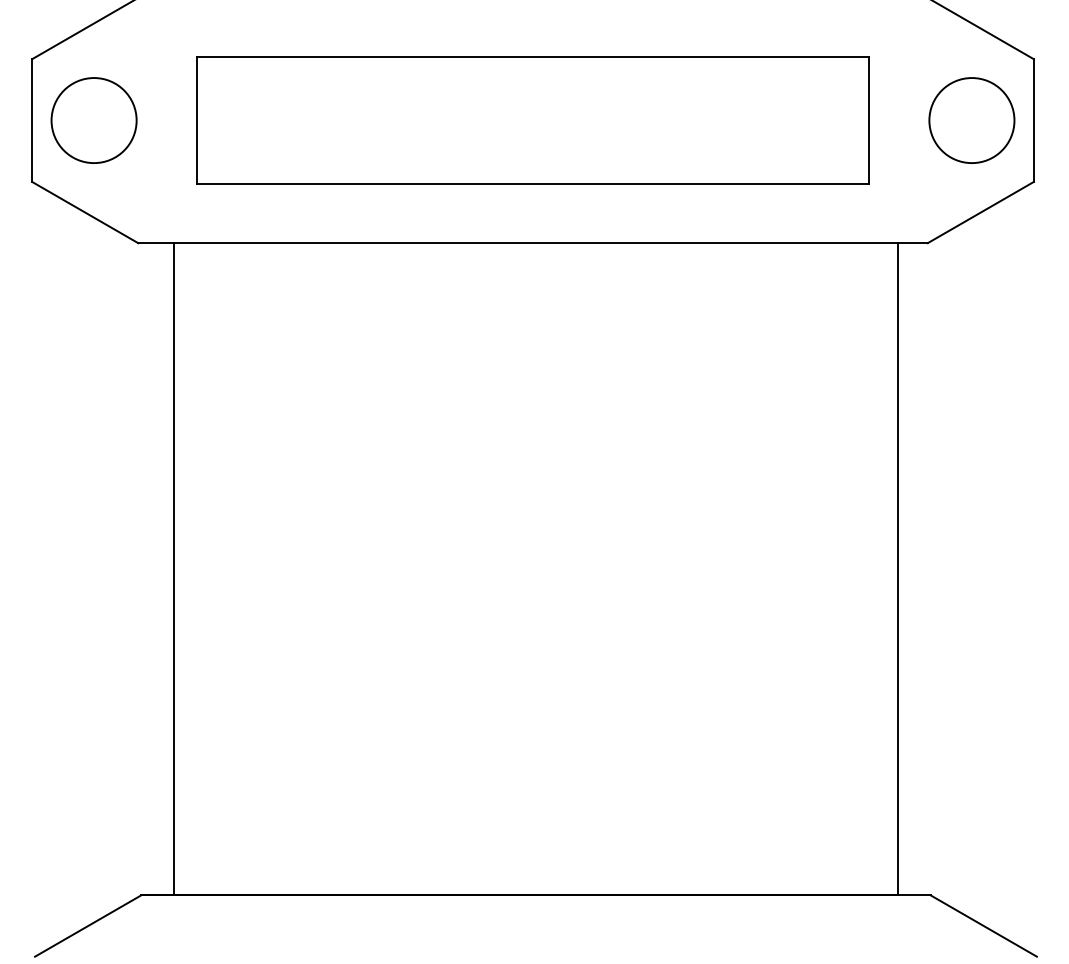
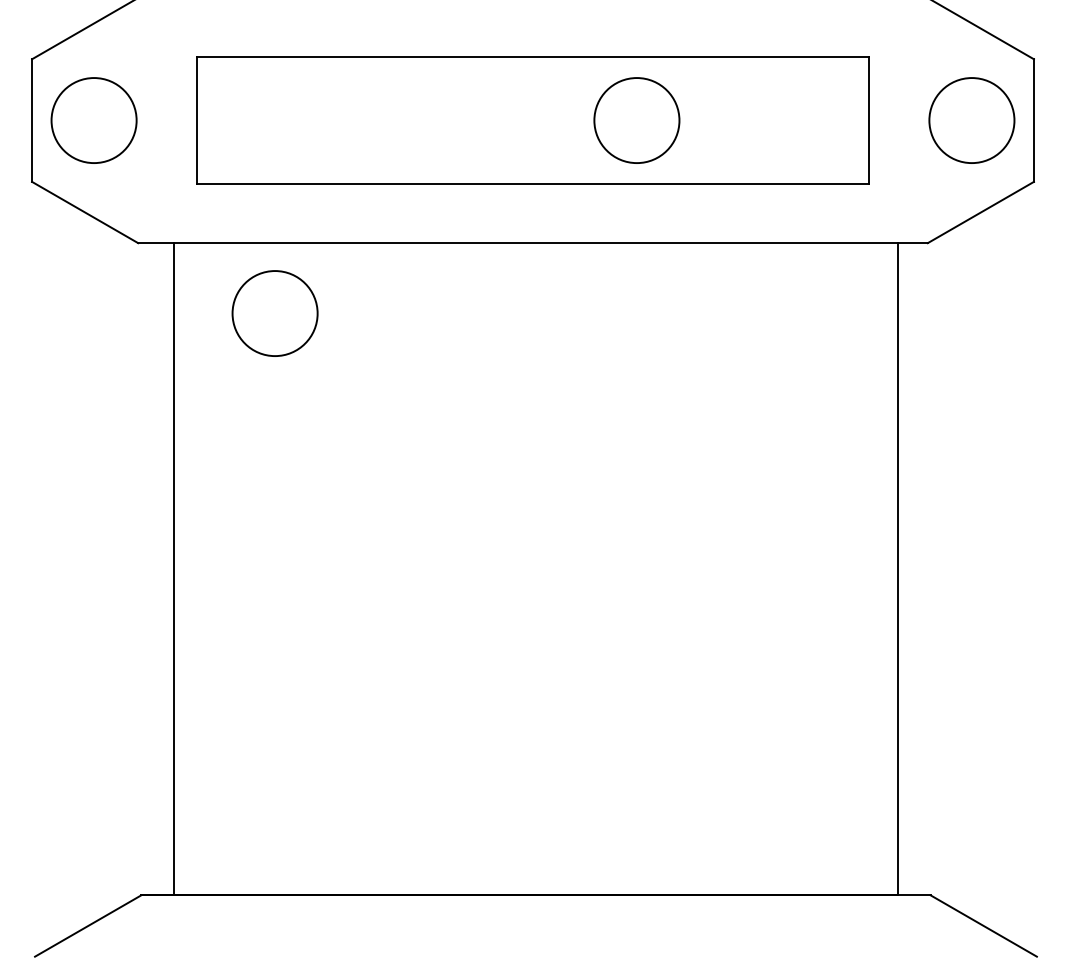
circle: none -> present (636, 120)
circle: none -> present (274, 313)
